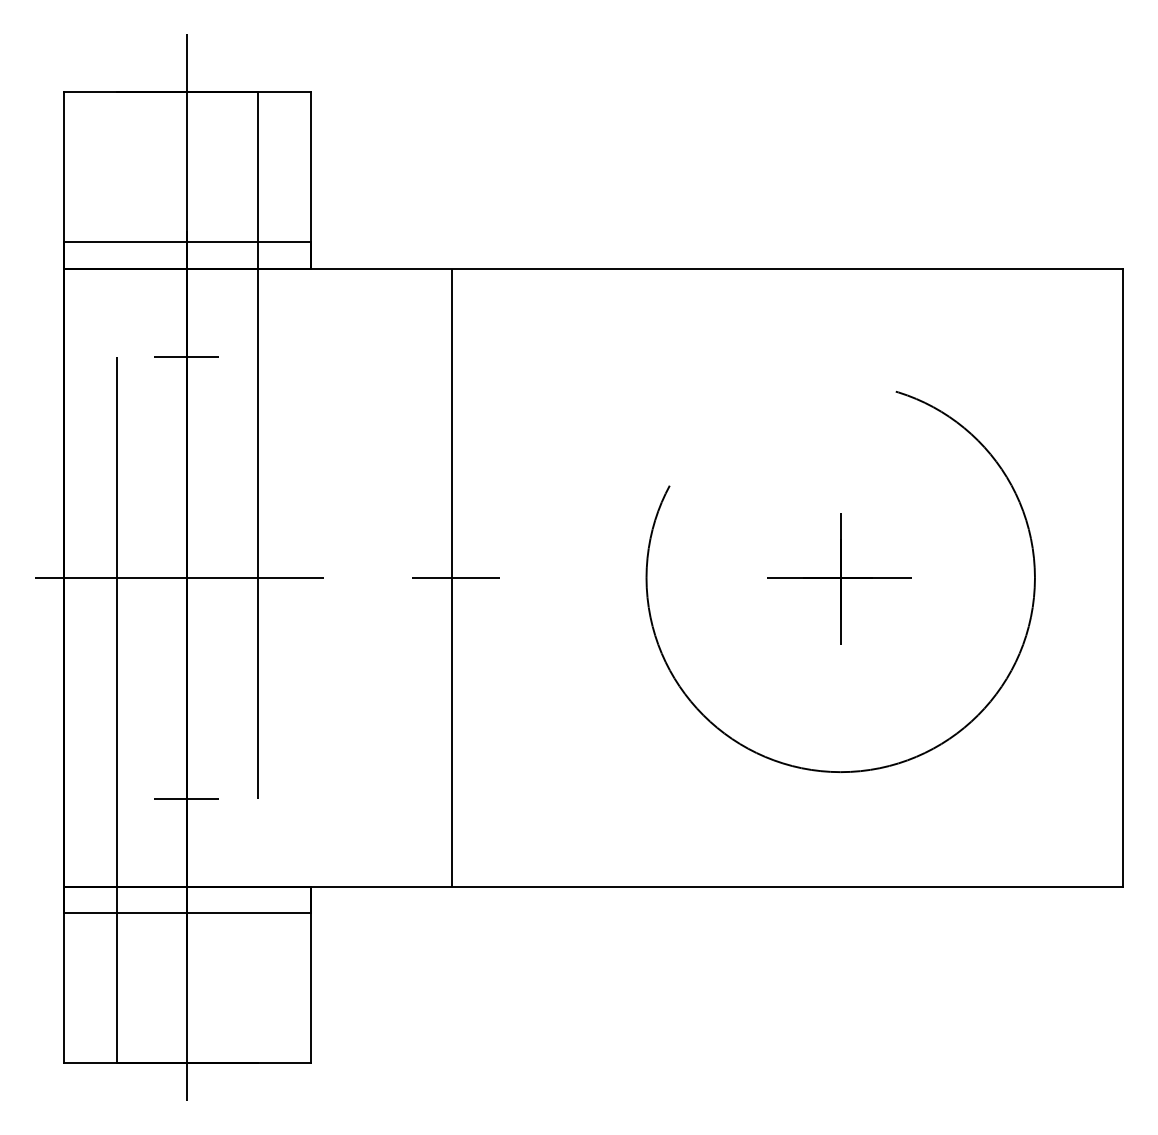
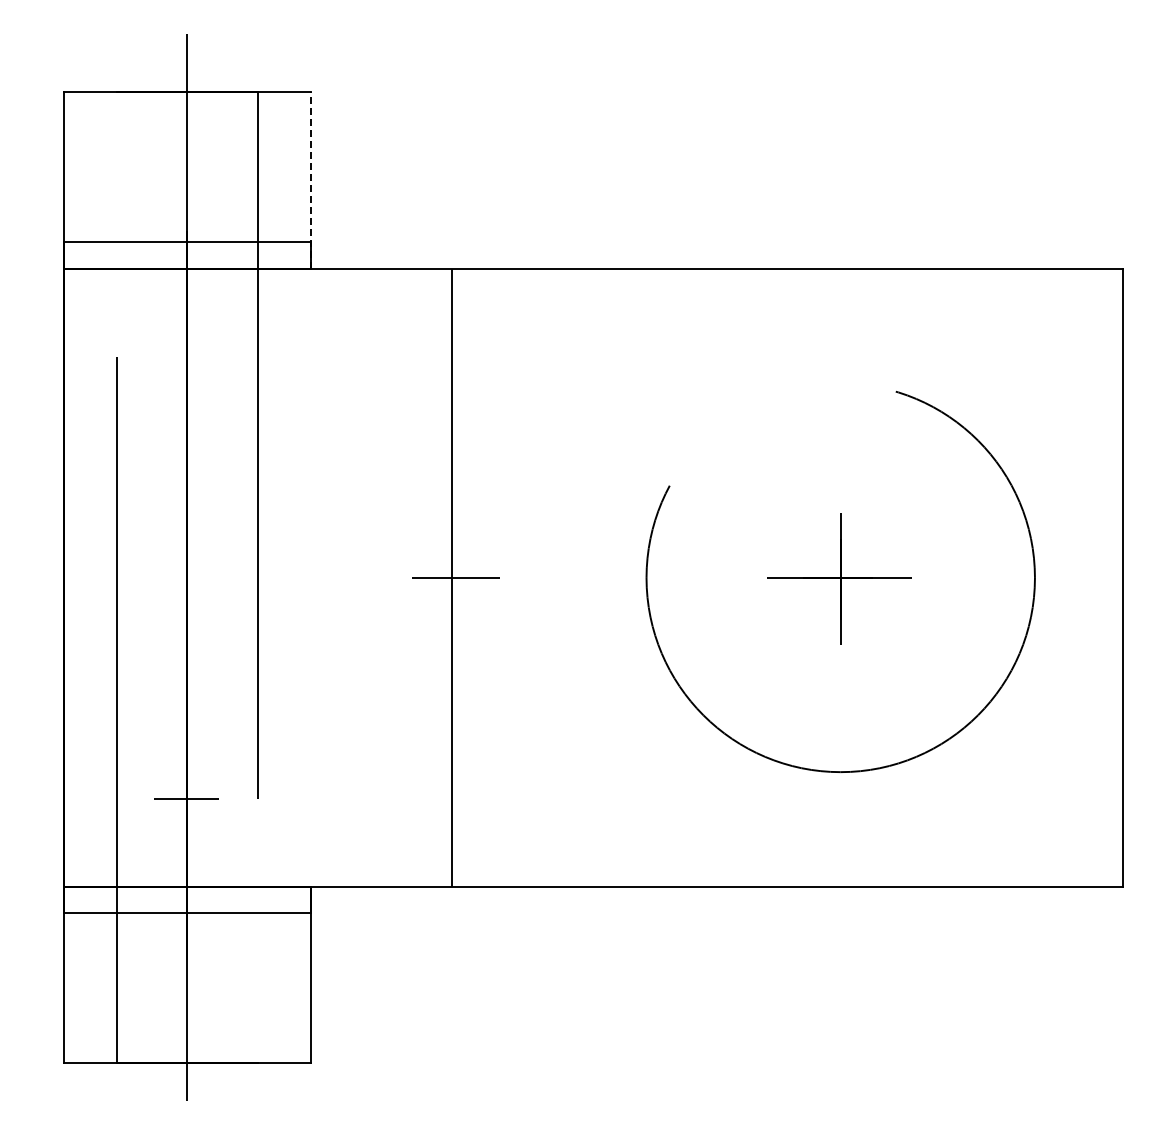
line: solid -> dashed (311, 180)
line: present -> none (186, 357)
line: present -> none (178, 577)
